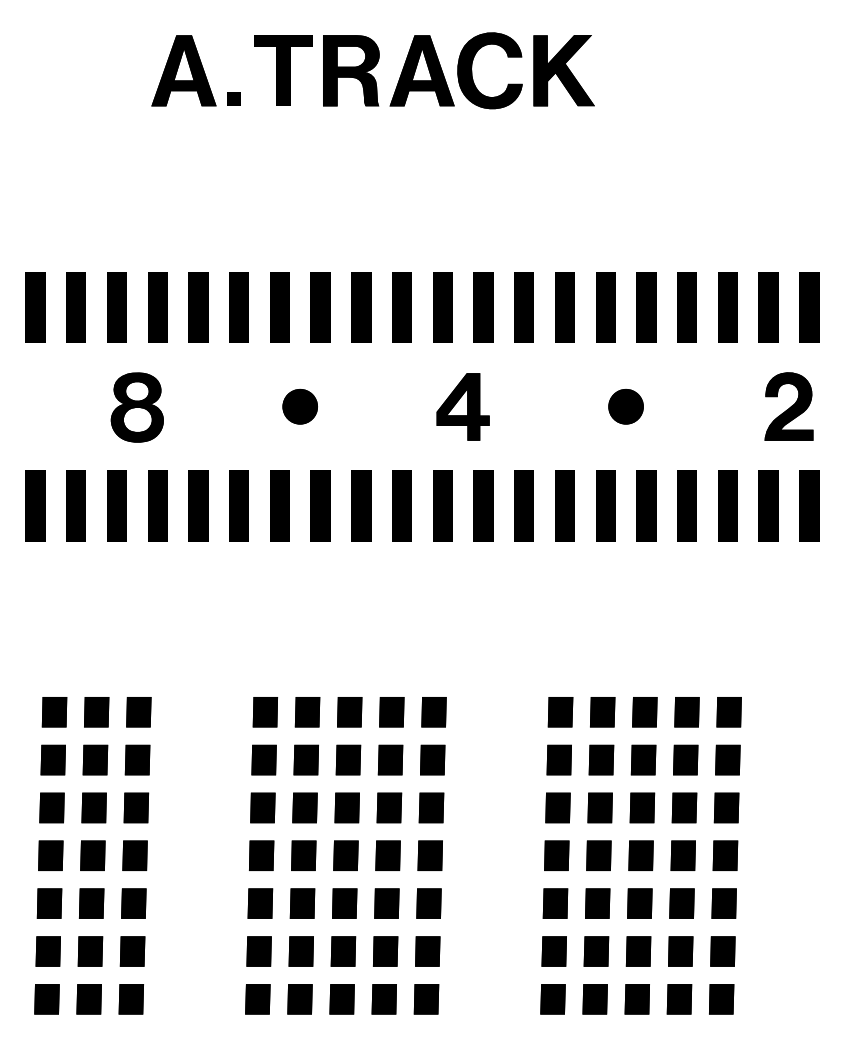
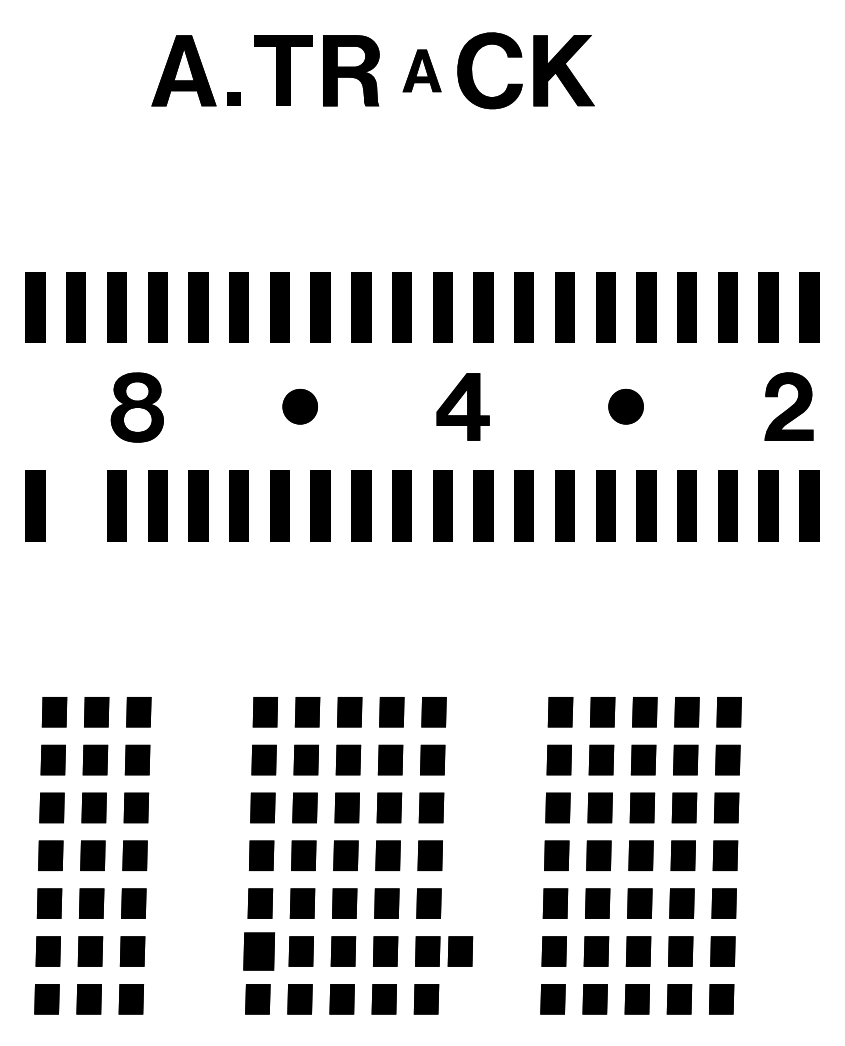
part size: 66x72 px -> 40x44 px (421, 70)
part: present -> none (75, 505)
part size: 26x31 px -> 33x39 px (259, 951)
part: none -> present (460, 951)
